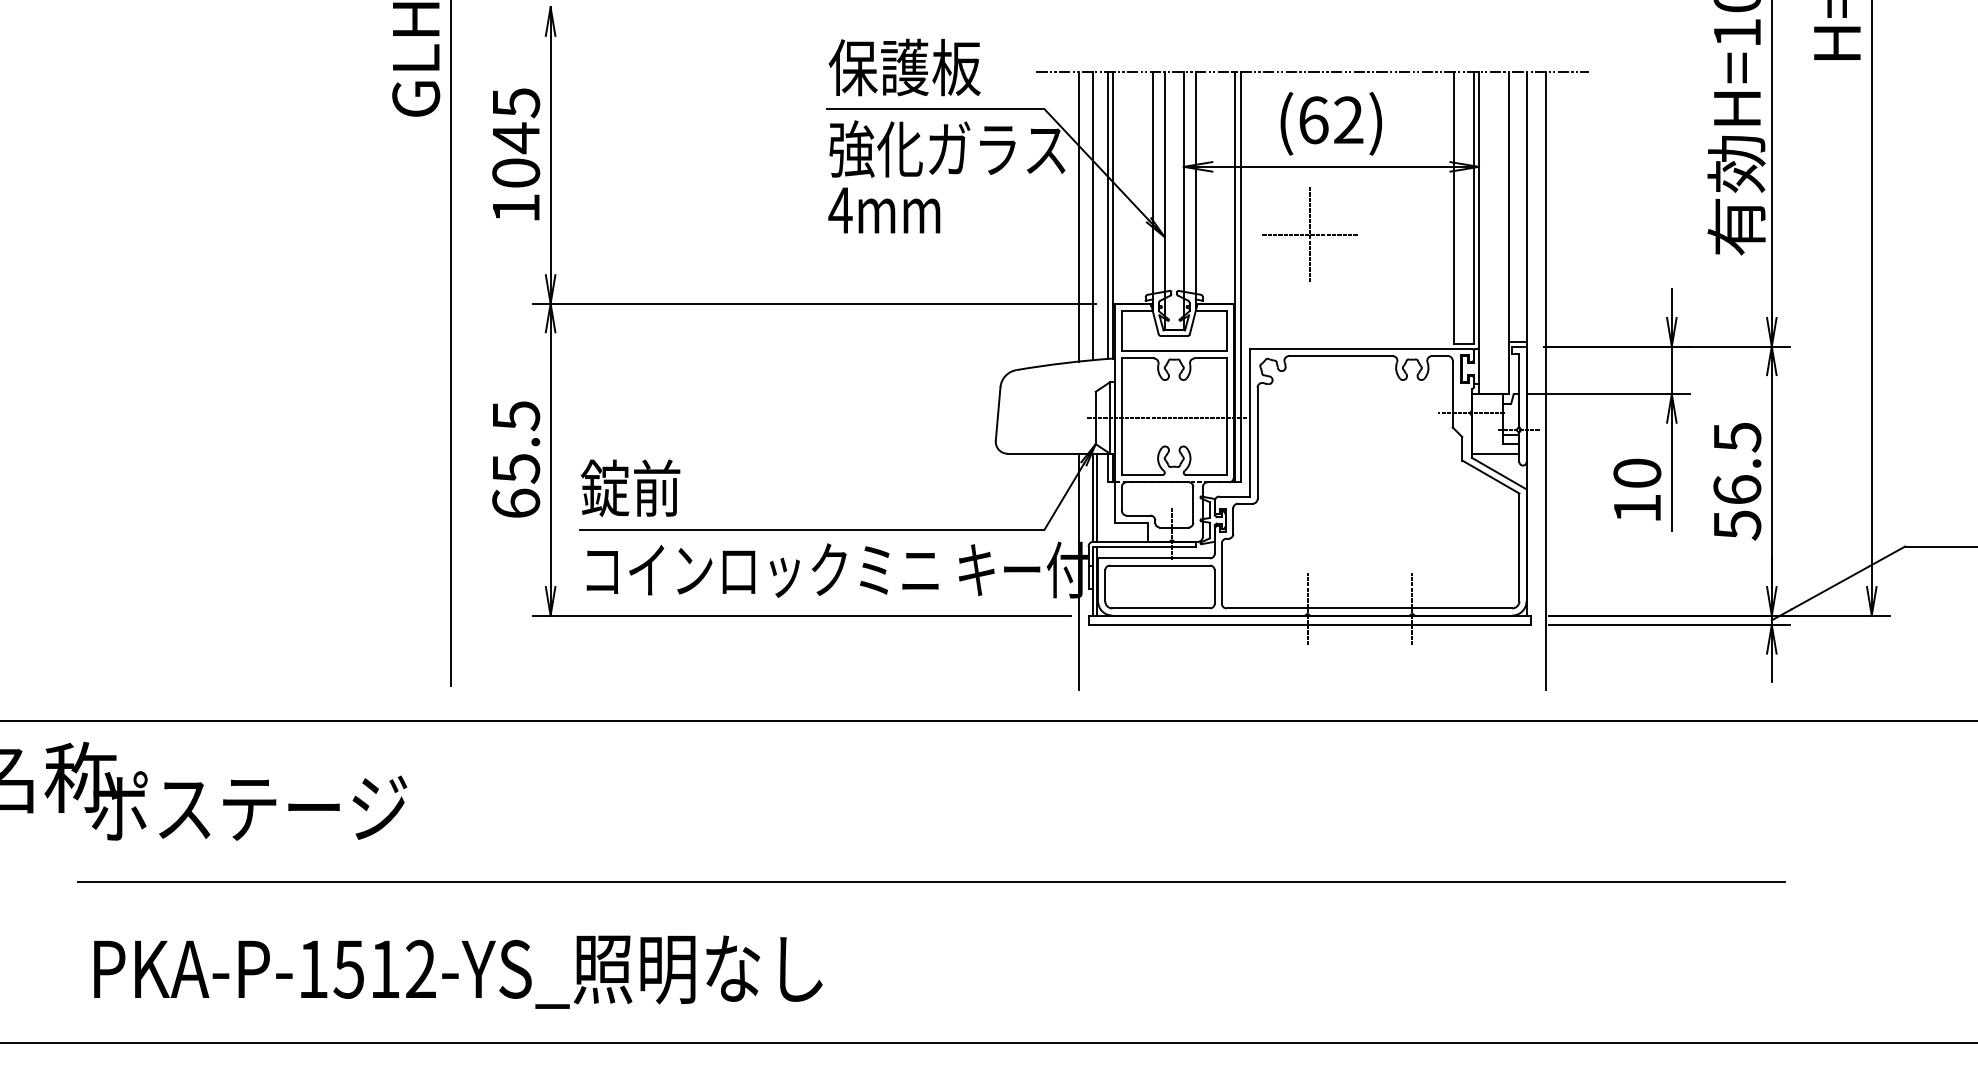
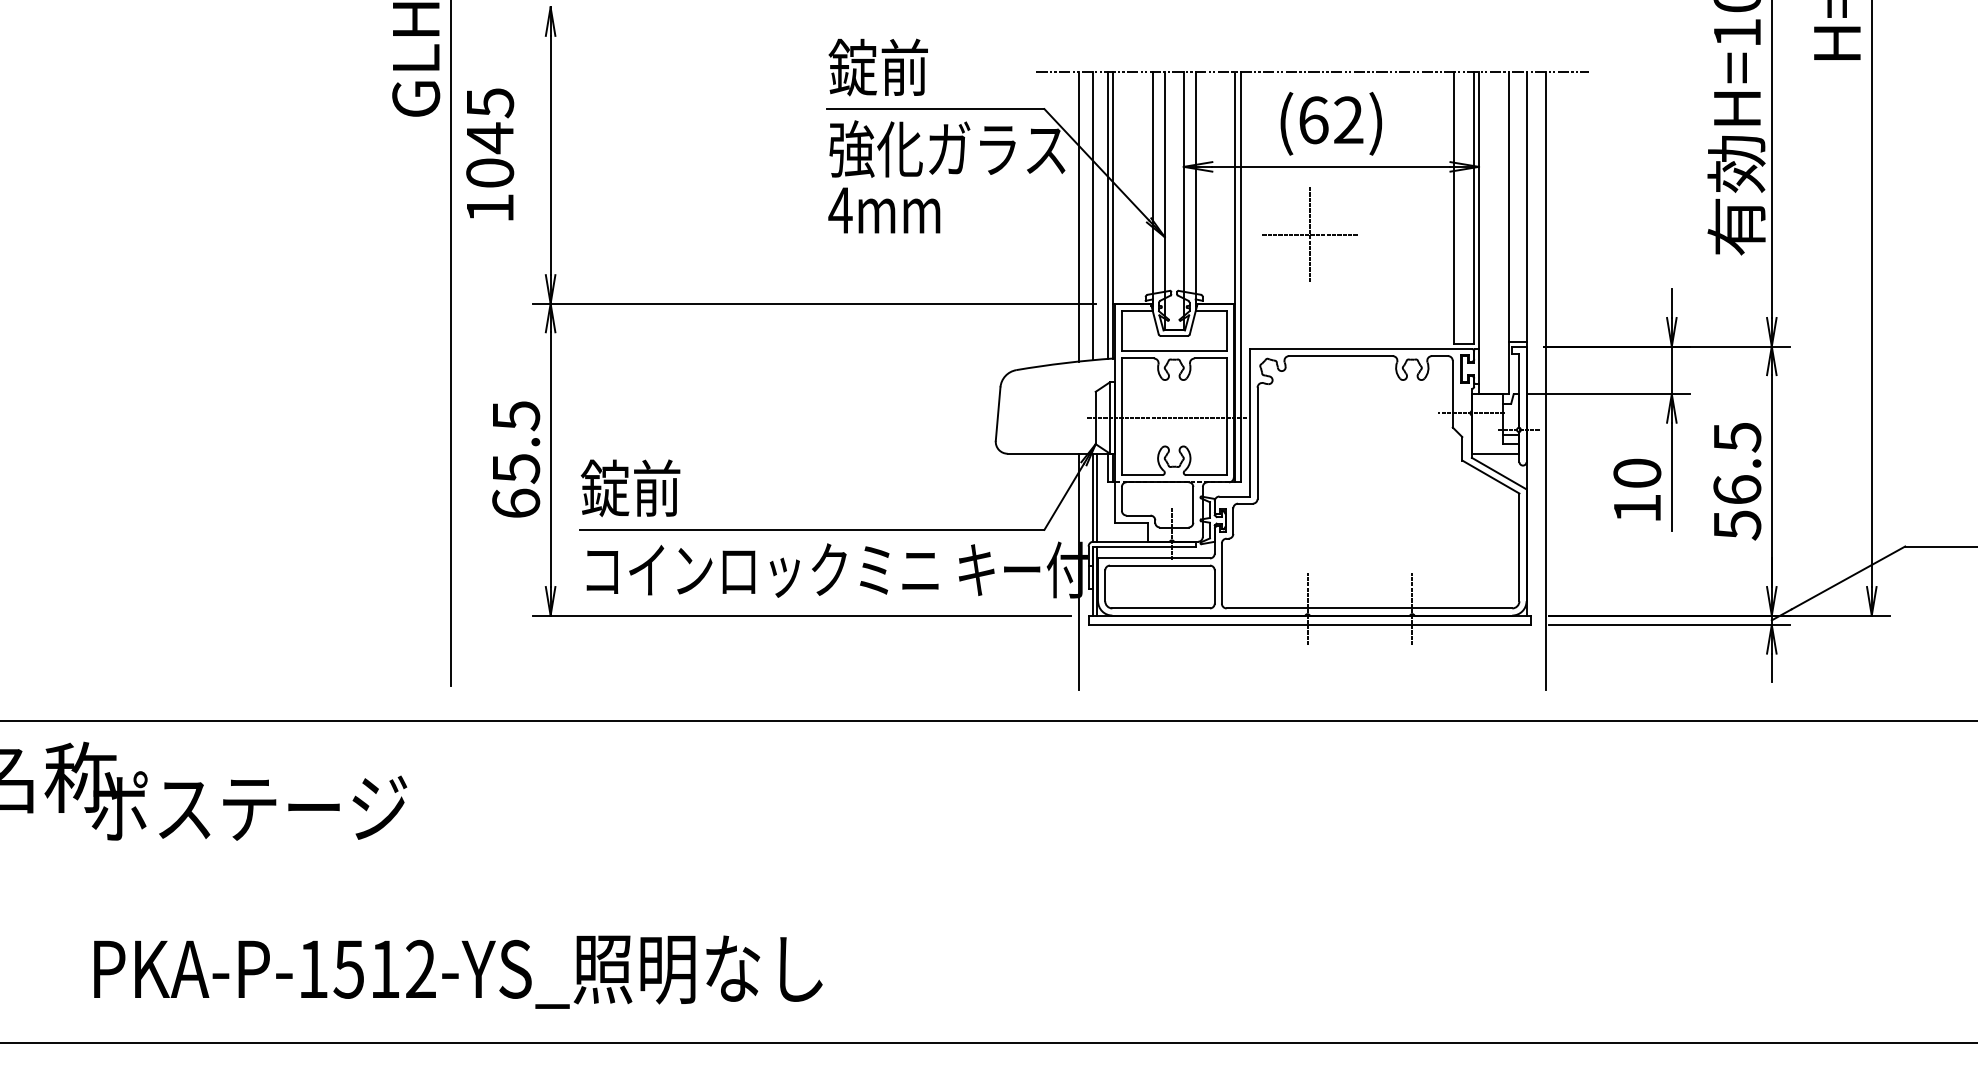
text: 保護板 -> 錠前 (904, 67)
text position: (516, 154) -> (490, 154) (490, 154)
line: present -> none (931, 881)
